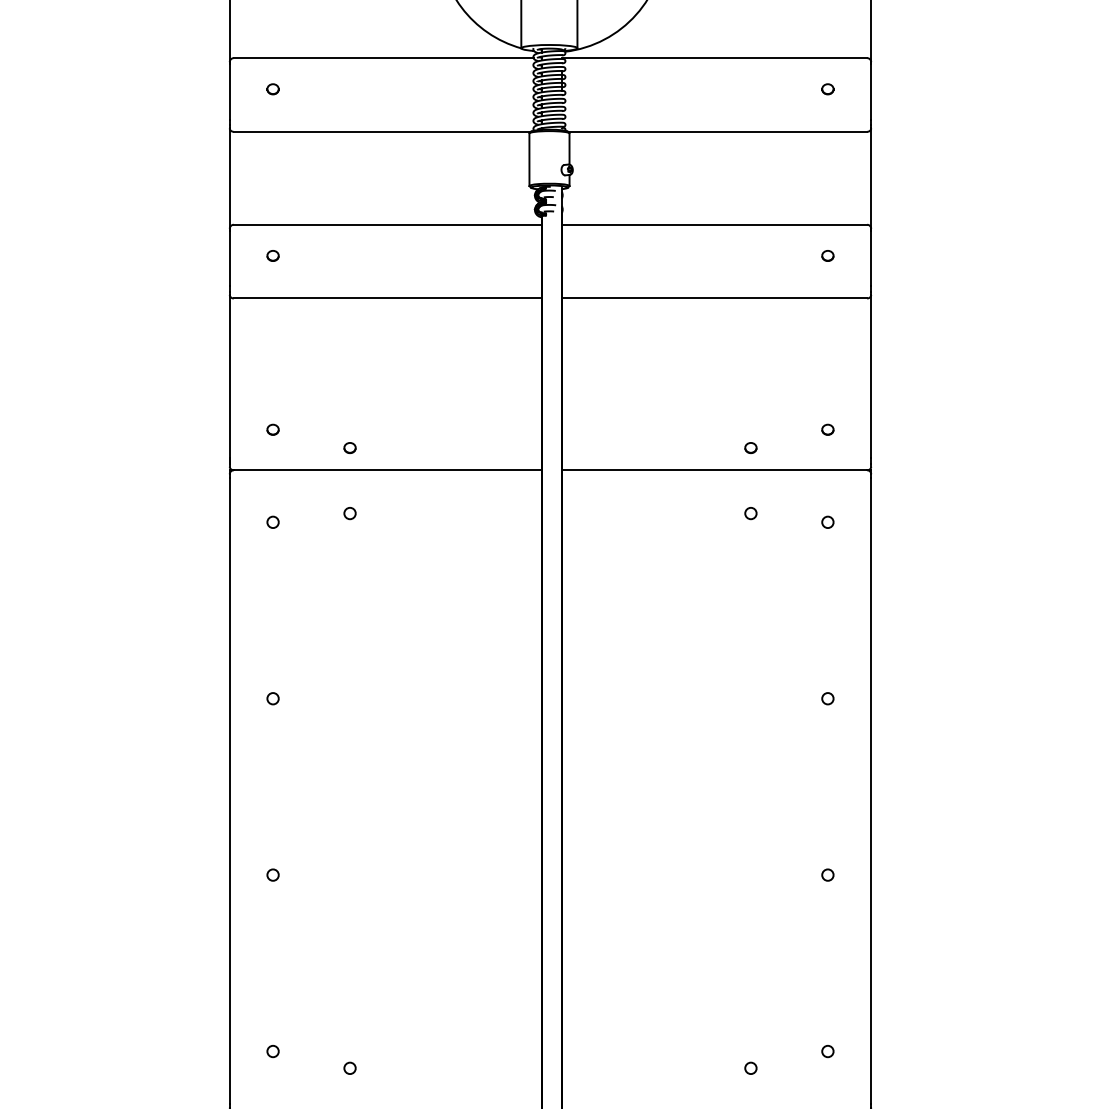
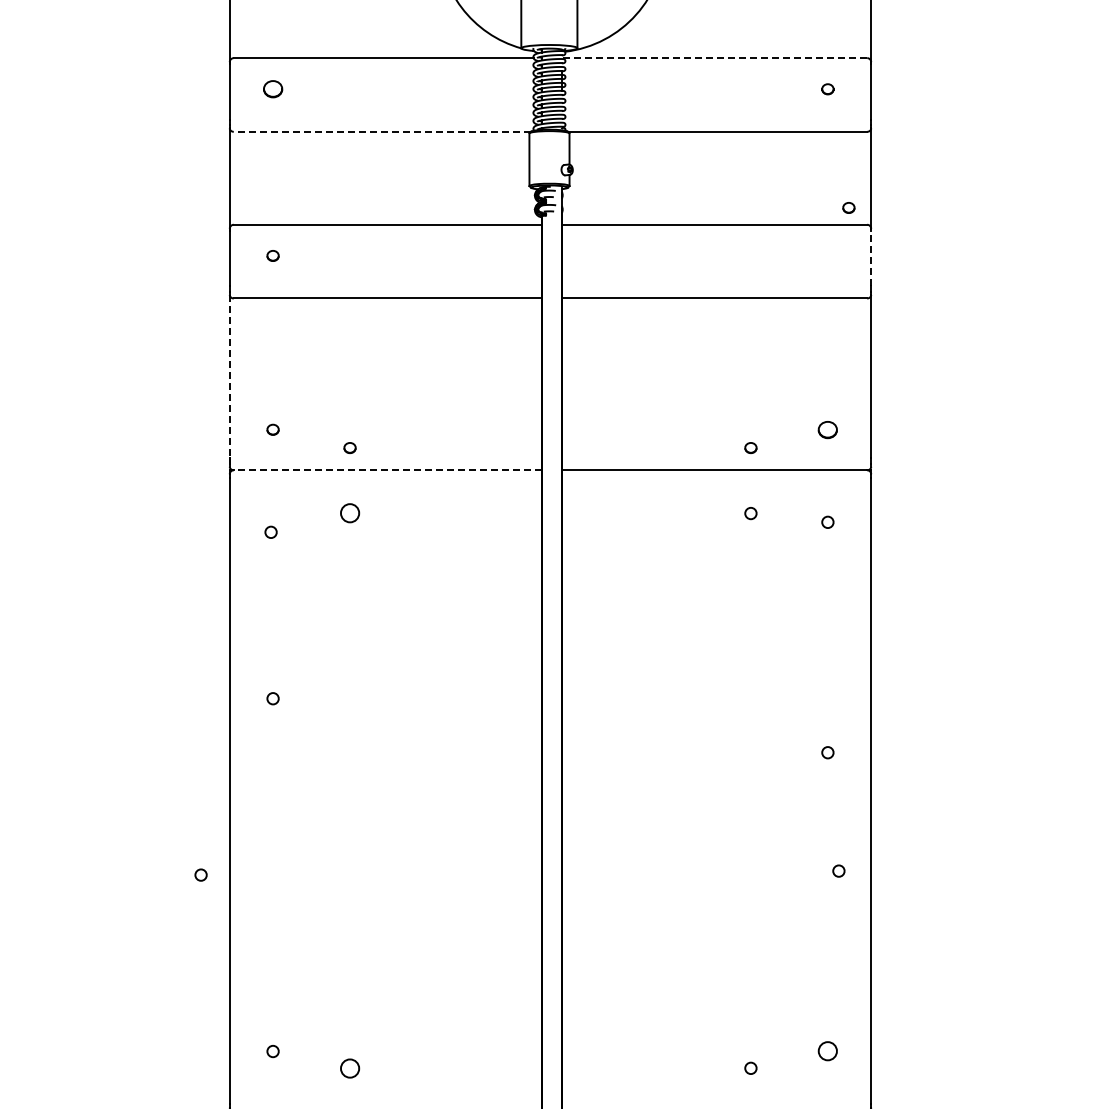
line: solid -> dashed (714, 58)
part size: 14x13 px -> 21x19 px (273, 89)
line: solid -> dashed (382, 131)
part position: (827, 255) -> (848, 207) (848, 207)
line: solid -> dashed (871, 258)
line: solid -> dashed (229, 376)
part size: 14x13 px -> 21x19 px (827, 430)
line: solid -> dashed (387, 470)
circle size: 14x14 px -> 21x21 px (350, 513)
circle position: (272, 521) -> (270, 531) (270, 531)
circle position: (827, 698) -> (827, 752) (827, 752)
circle position: (272, 874) -> (200, 874) (200, 874)
circle position: (827, 874) -> (838, 870) (838, 870)
circle size: 14x14 px -> 21x21 px (827, 1051)
circle size: 14x14 px -> 21x21 px (350, 1068)
